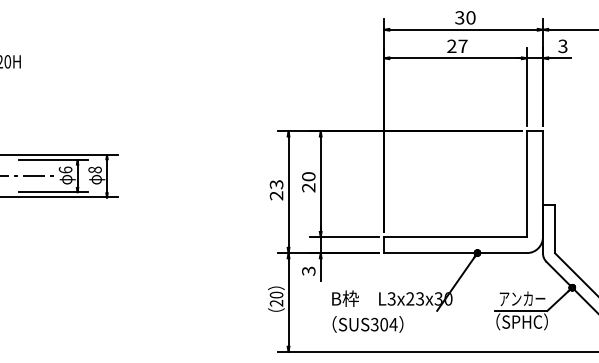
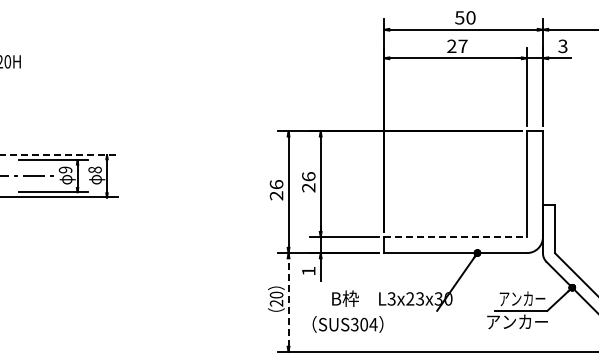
text: 30 -> 50 (459, 17)
line: solid -> dashed (58, 155)
text: 6 -> 9 (65, 169)
text: 20 -> 26 (308, 176)
text: 23 -> 26 (276, 184)
line: solid -> dashed (456, 237)
text: 3 -> 1 (308, 270)
line: solid -> dashed (288, 302)
text: （SPHC） -> アンカー (517, 321)
text position: (367, 324) -> (347, 324) (347, 324)
